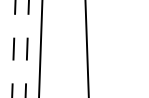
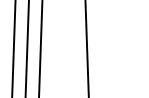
line: dashed -> solid (13, 49)
line: dashed -> solid (27, 49)
